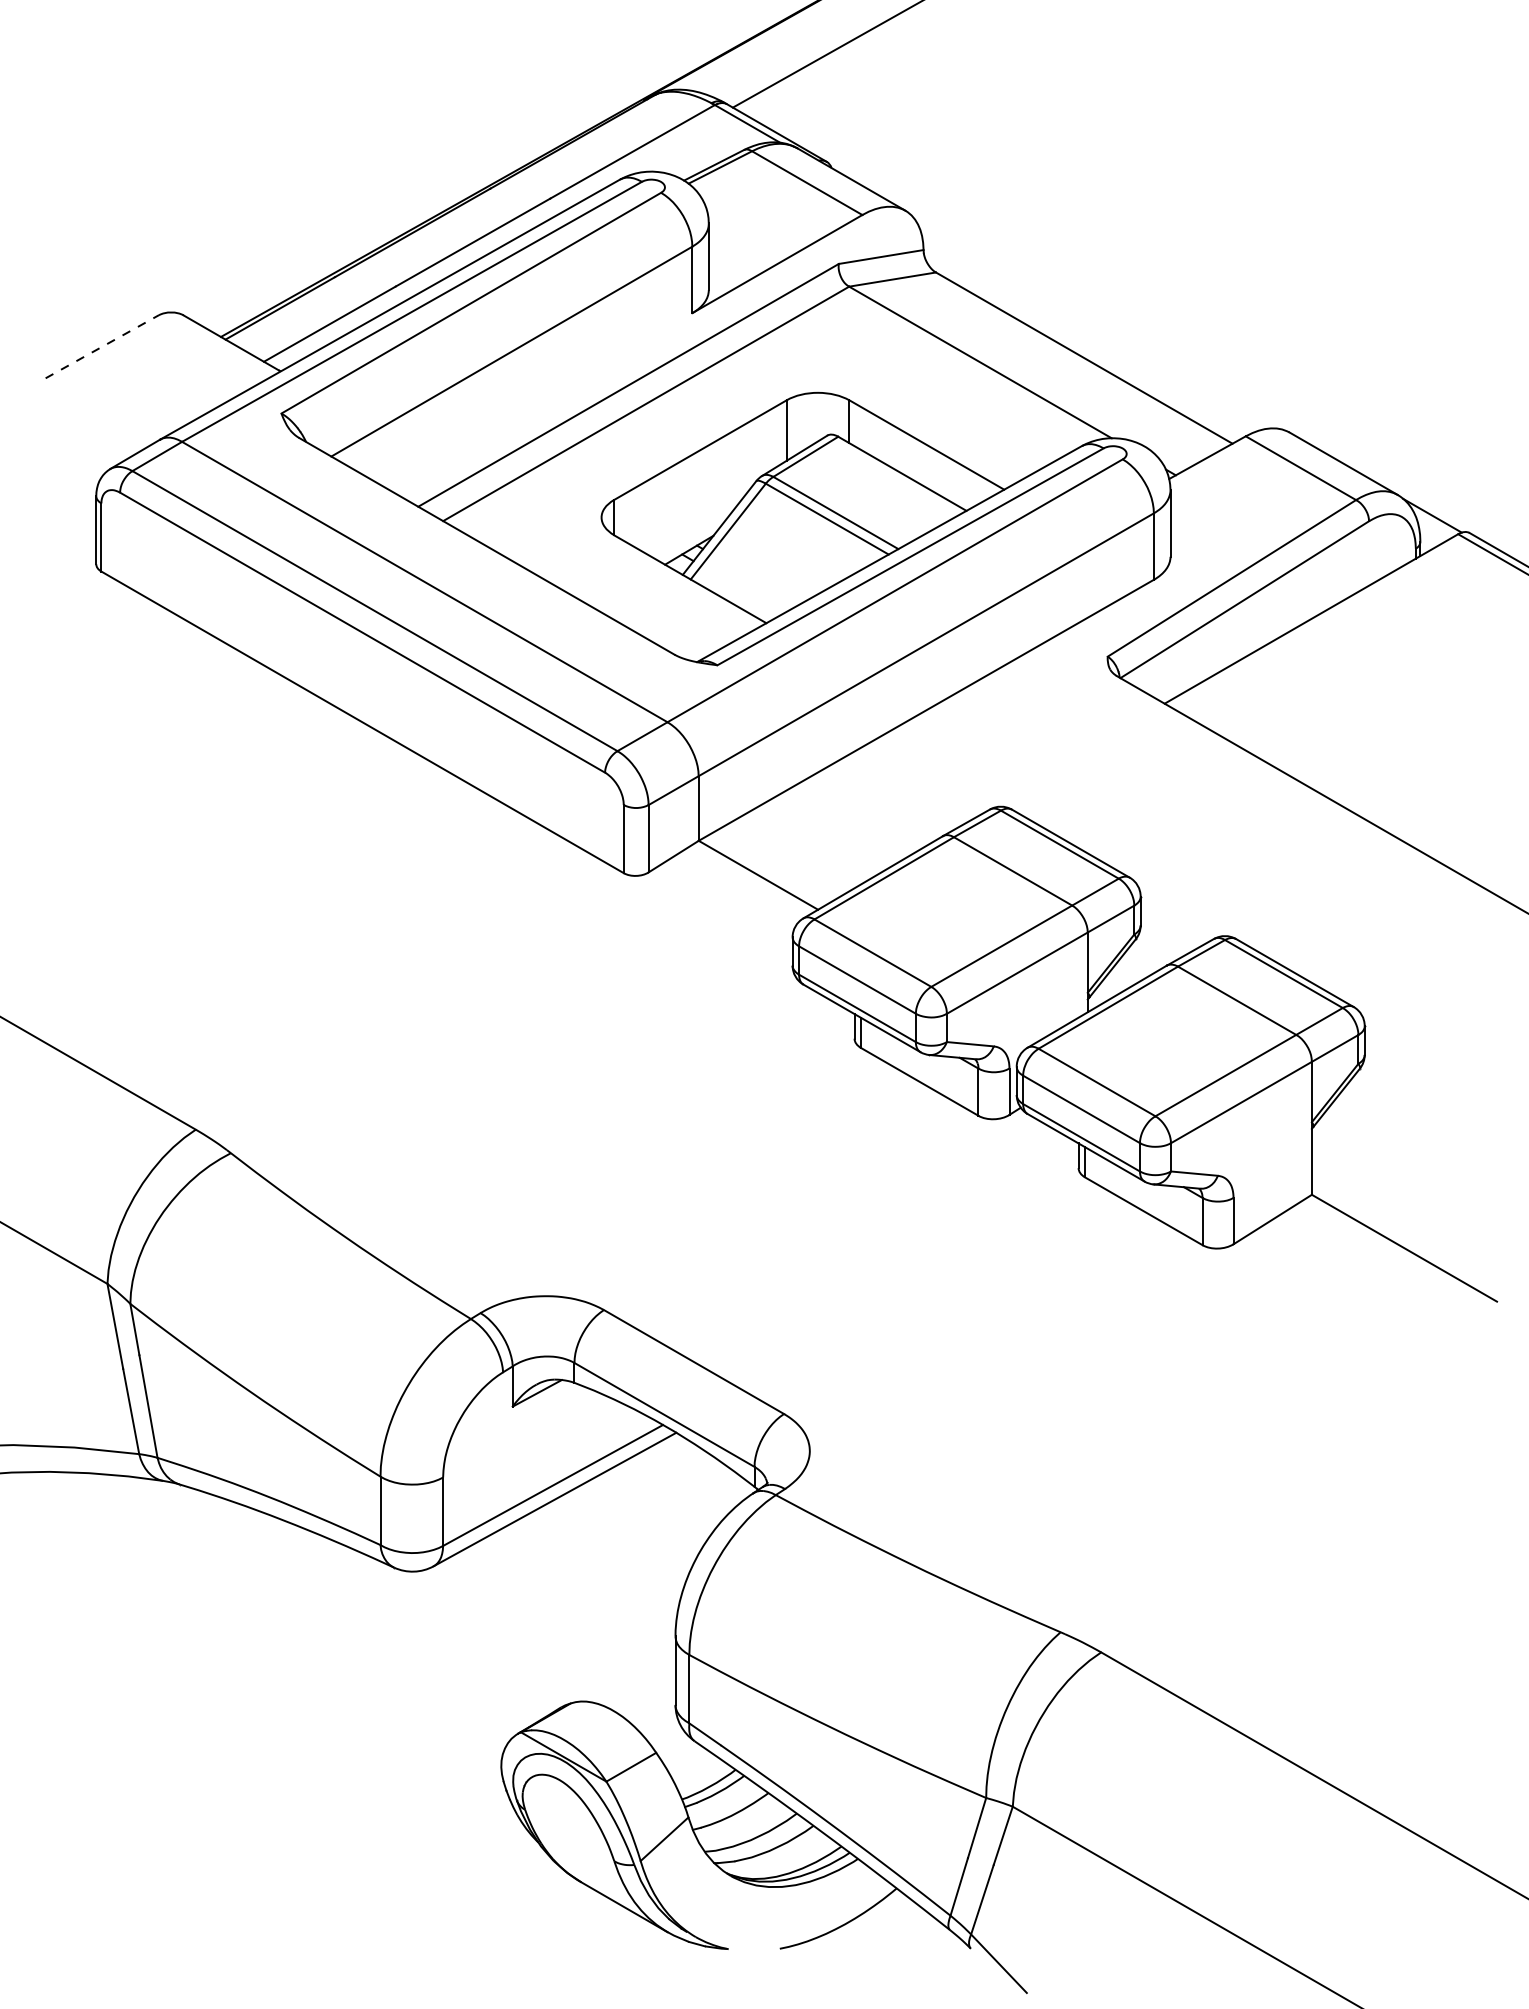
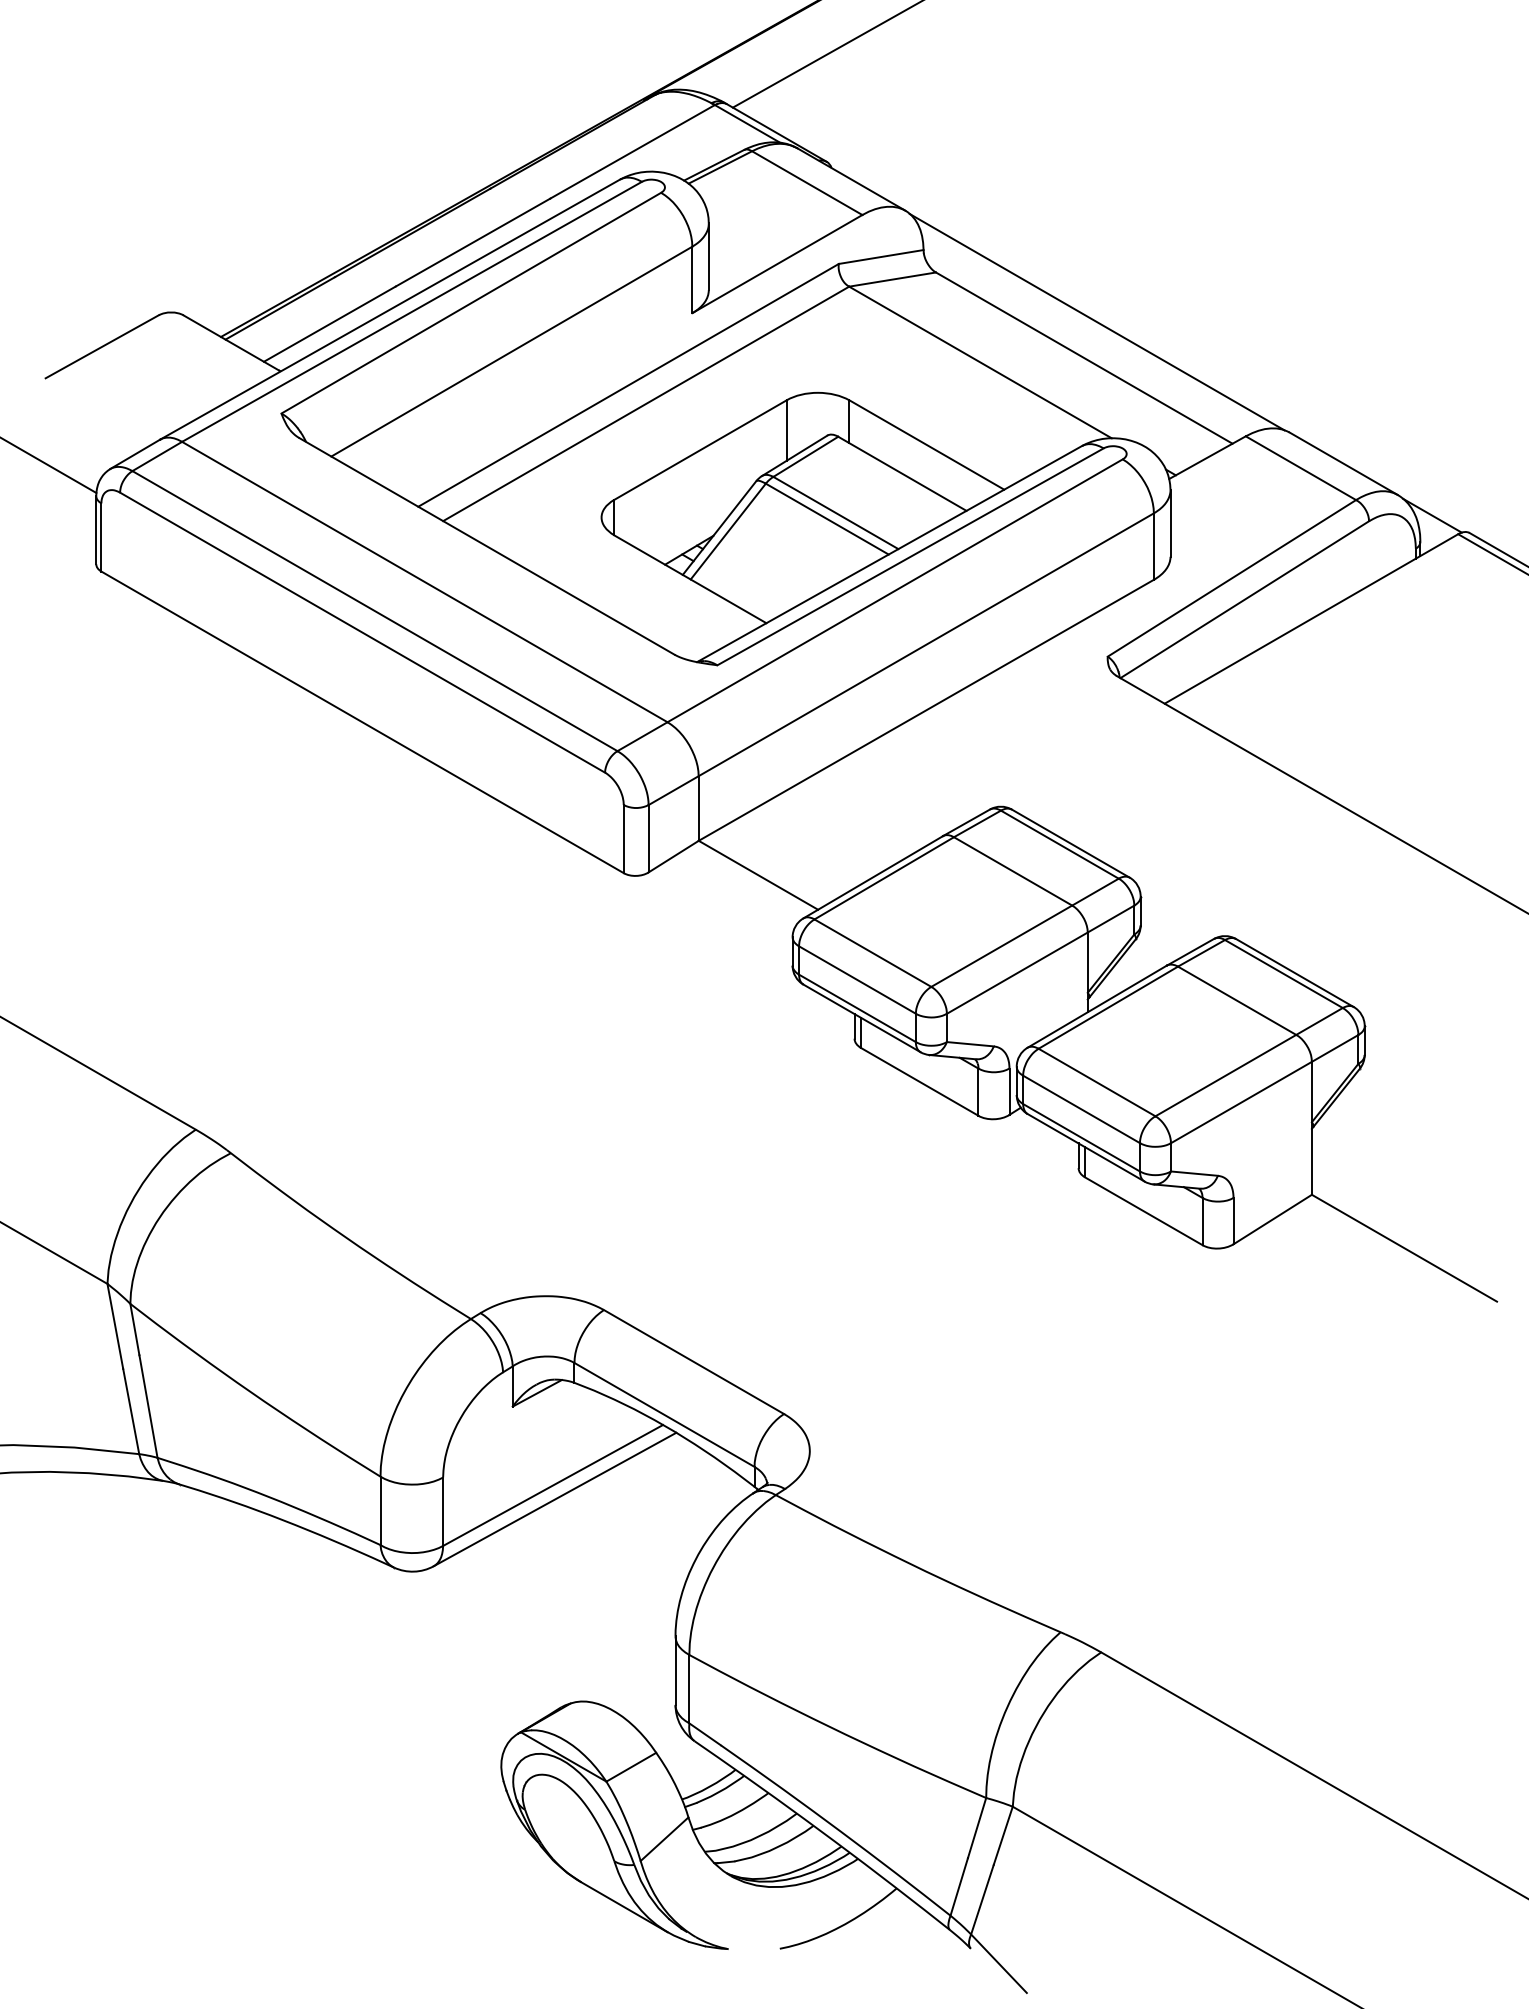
line: none -> present (1096, 322)
line: dashed -> solid (102, 346)
line: none -> present (49, 465)
